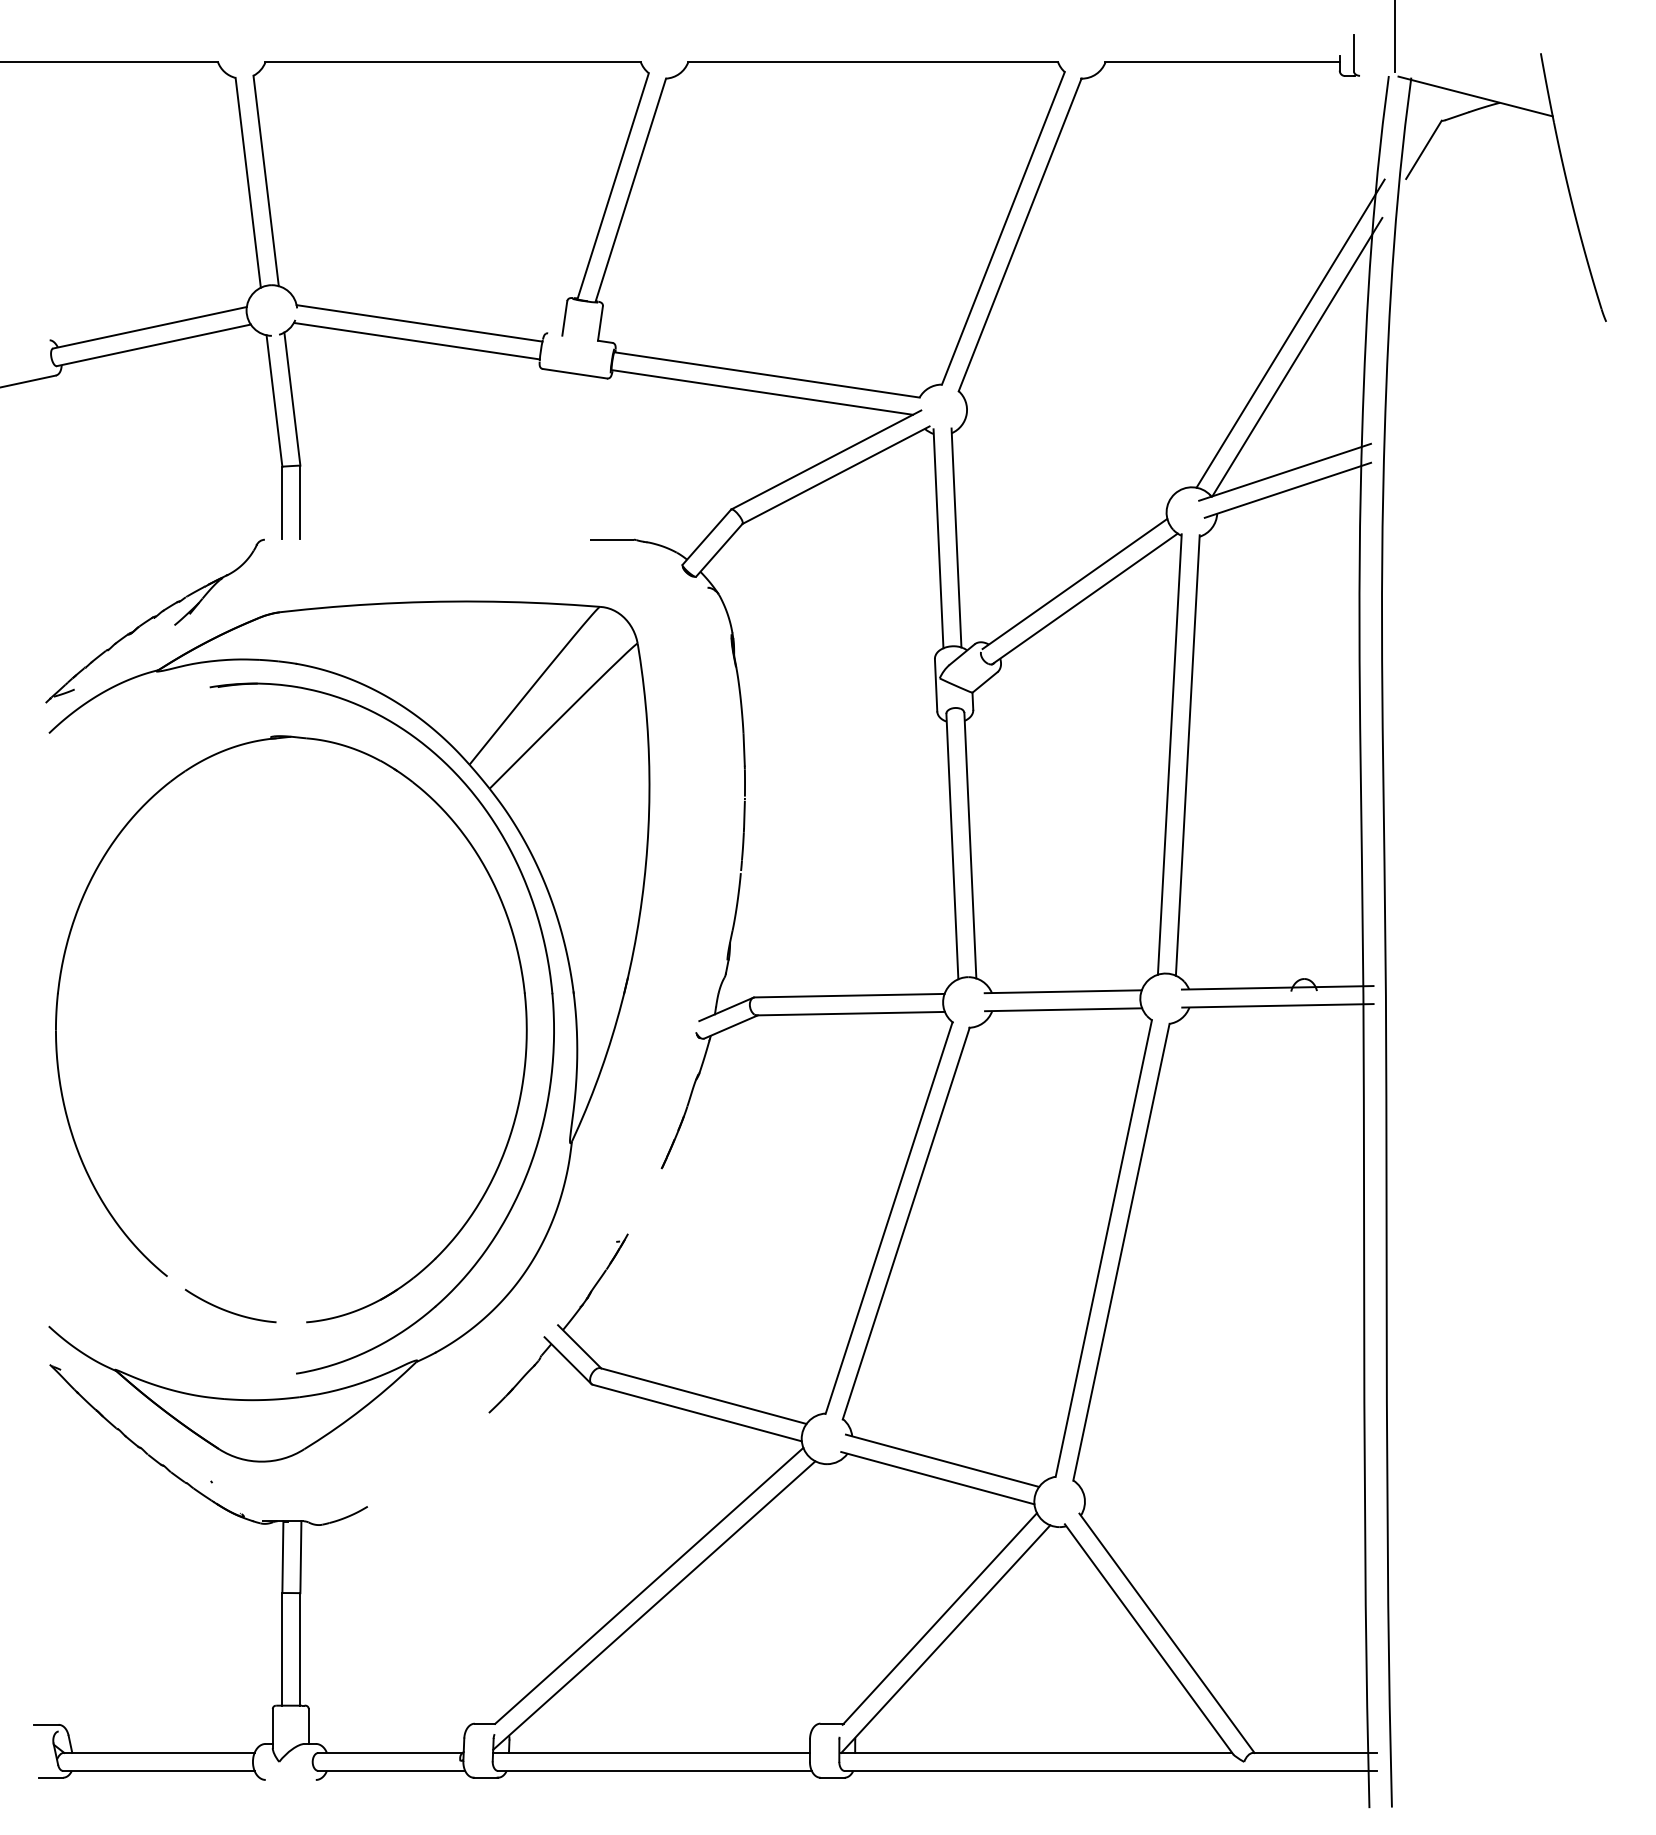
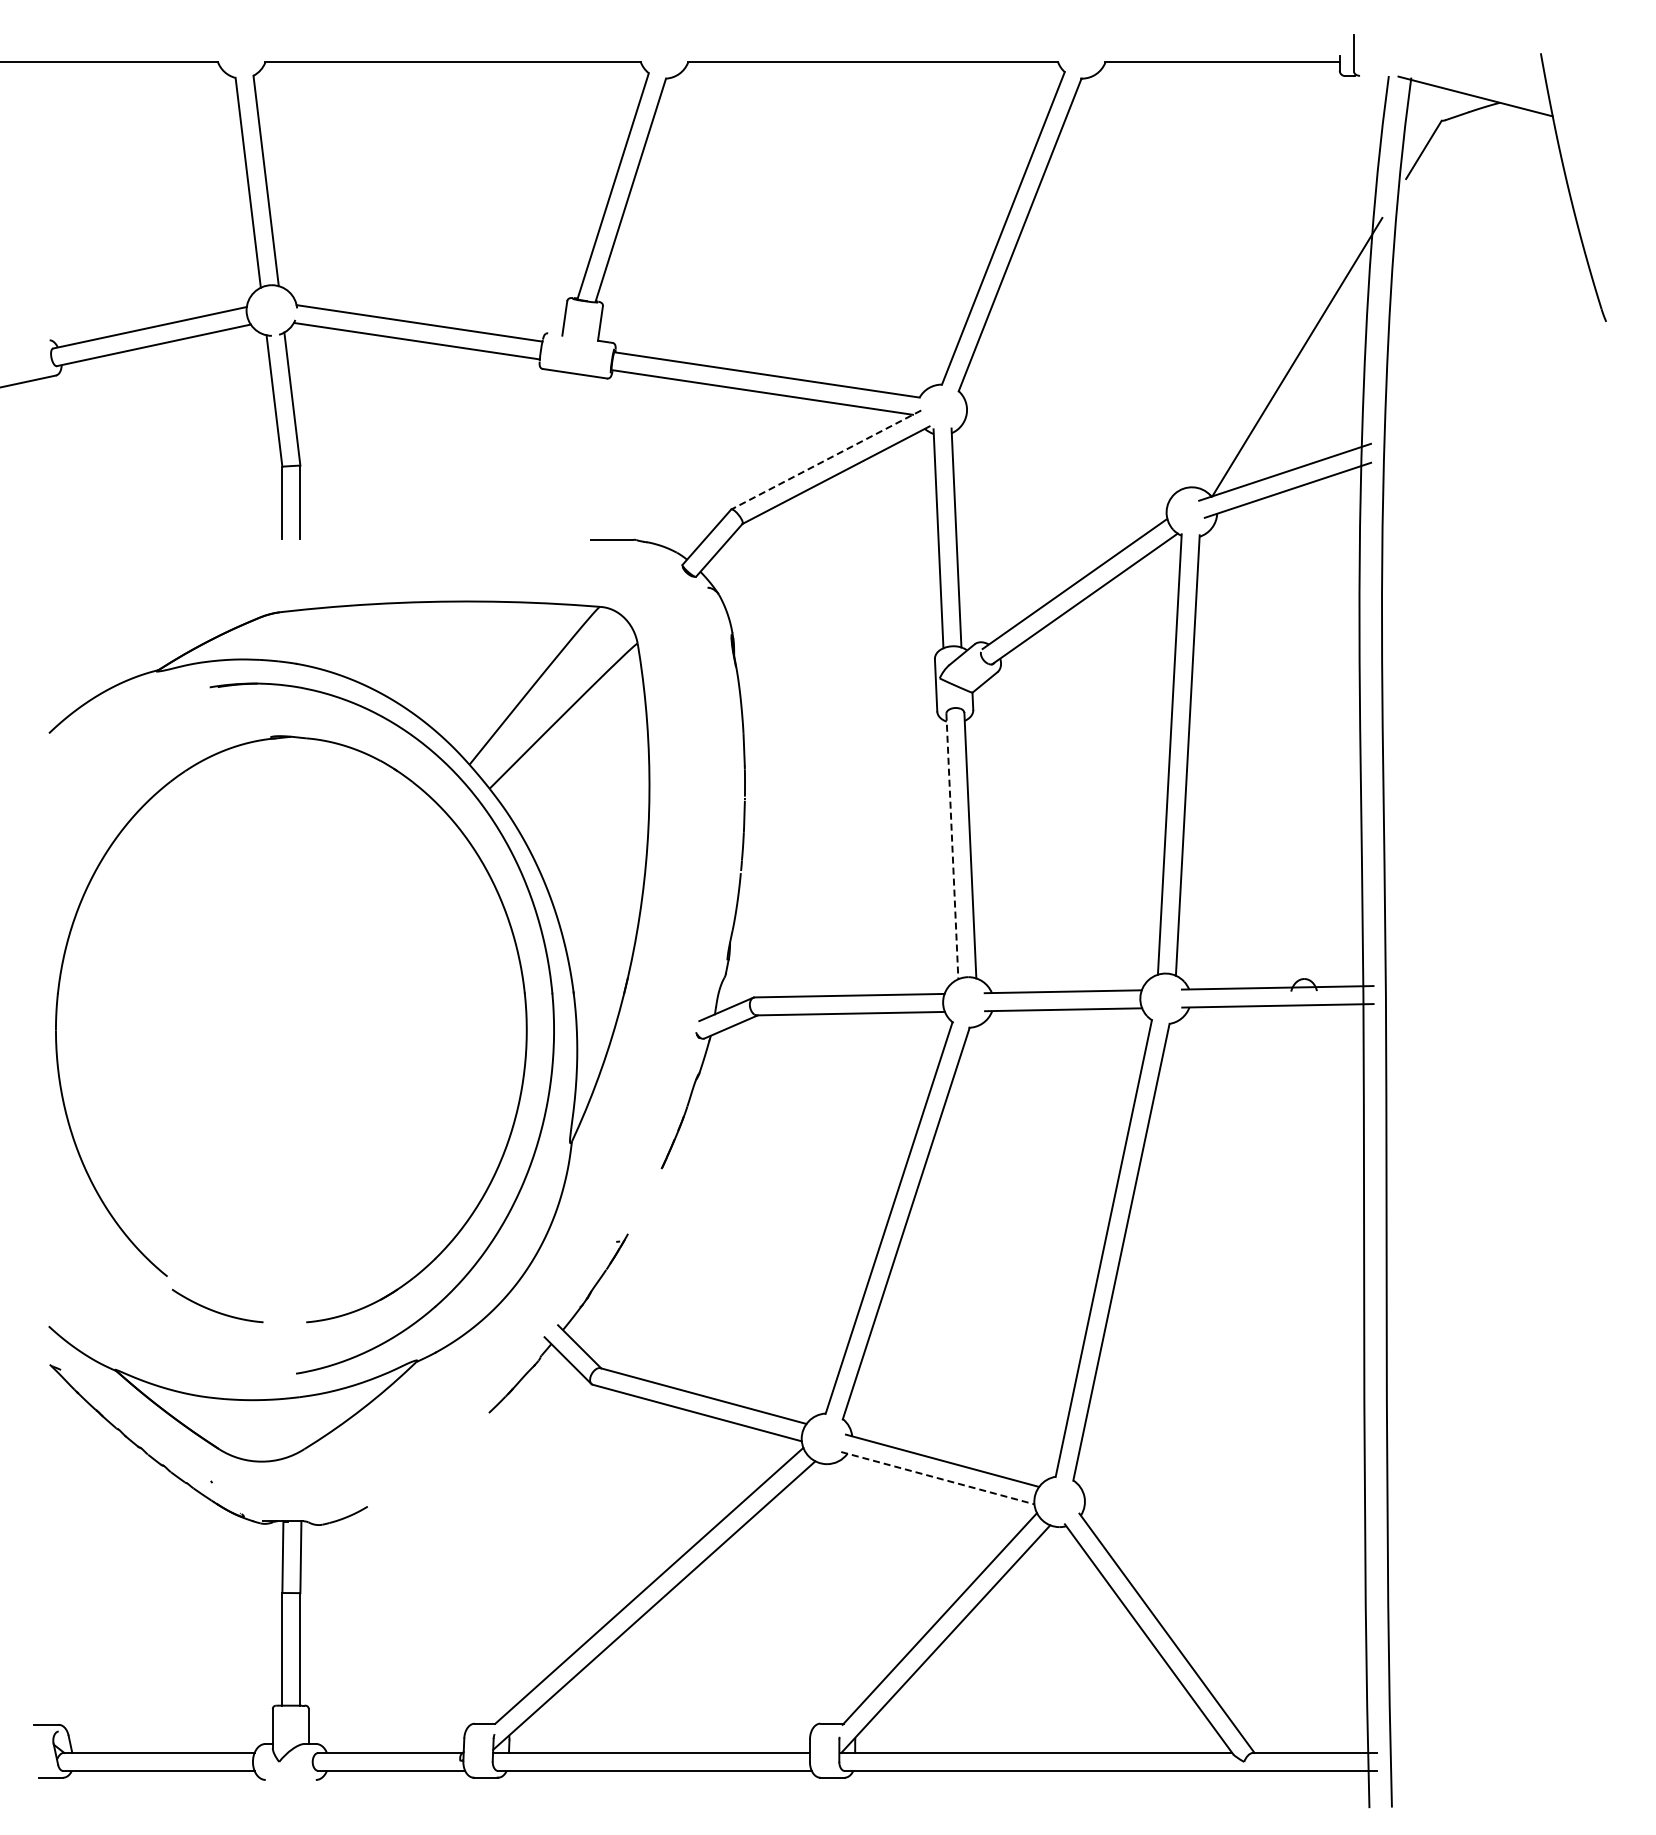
line: present -> none (1395, 37)
line: present -> none (1290, 333)
line: solid -> dashed (825, 460)
part: present -> none (154, 620)
line: solid -> dashed (952, 846)
curve position: (228, 1310) -> (215, 1310) (215, 1310)
line: solid -> dashed (938, 1478)
